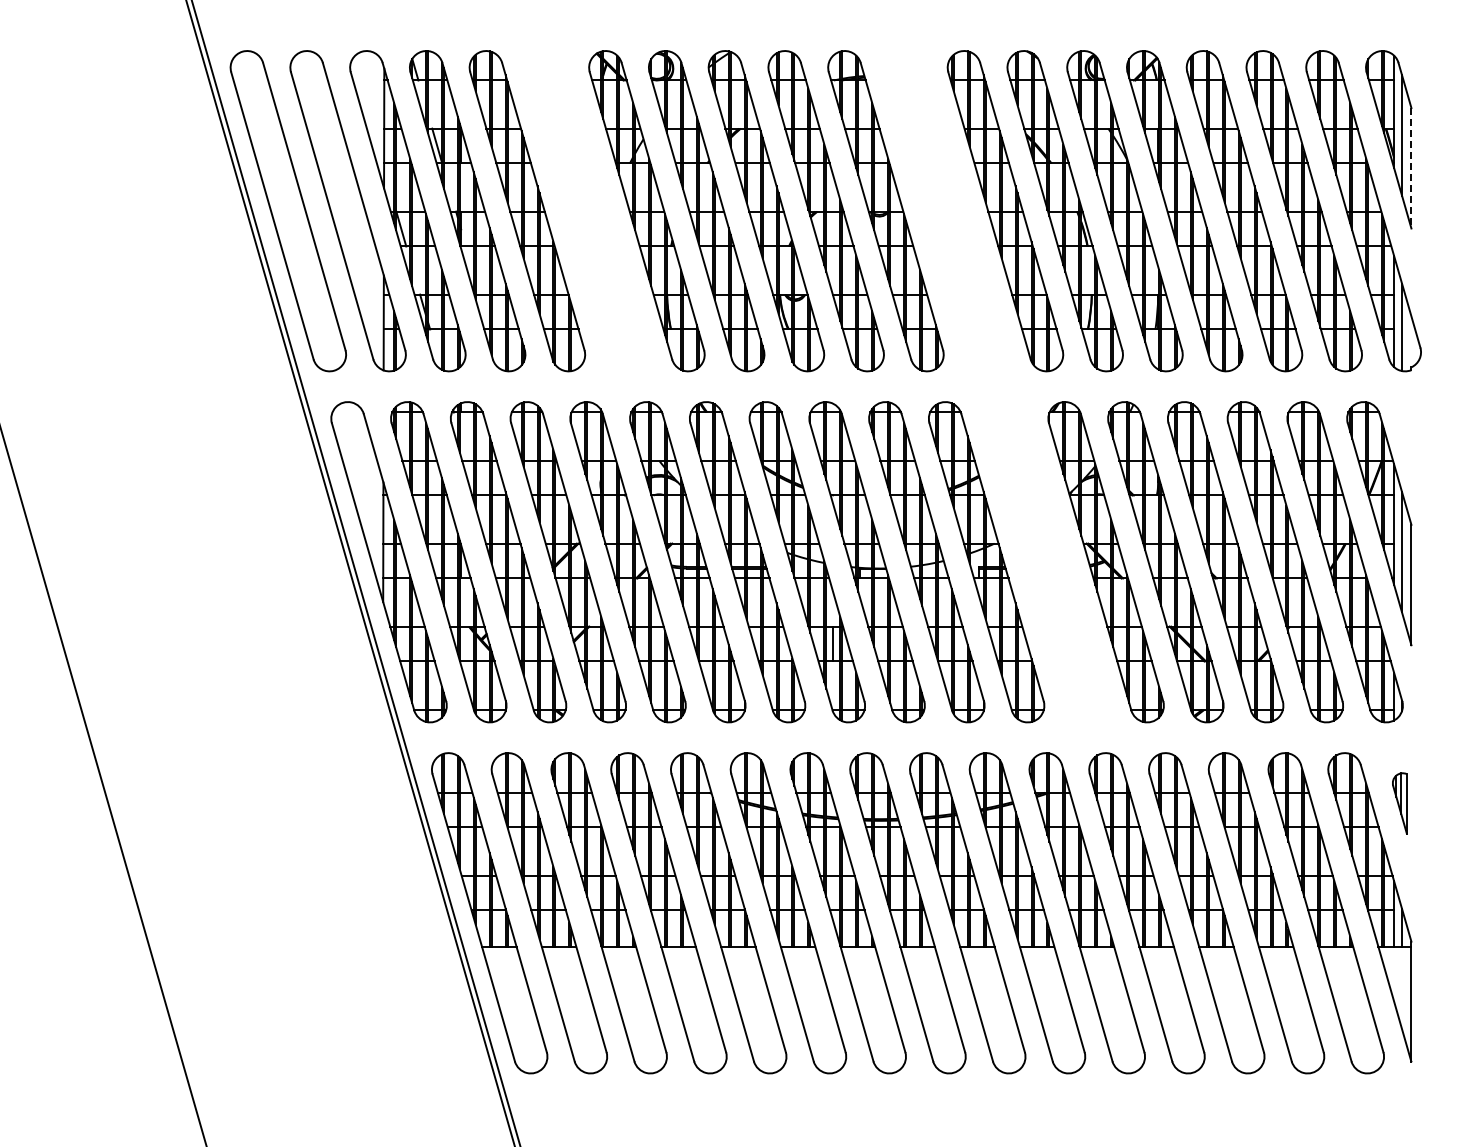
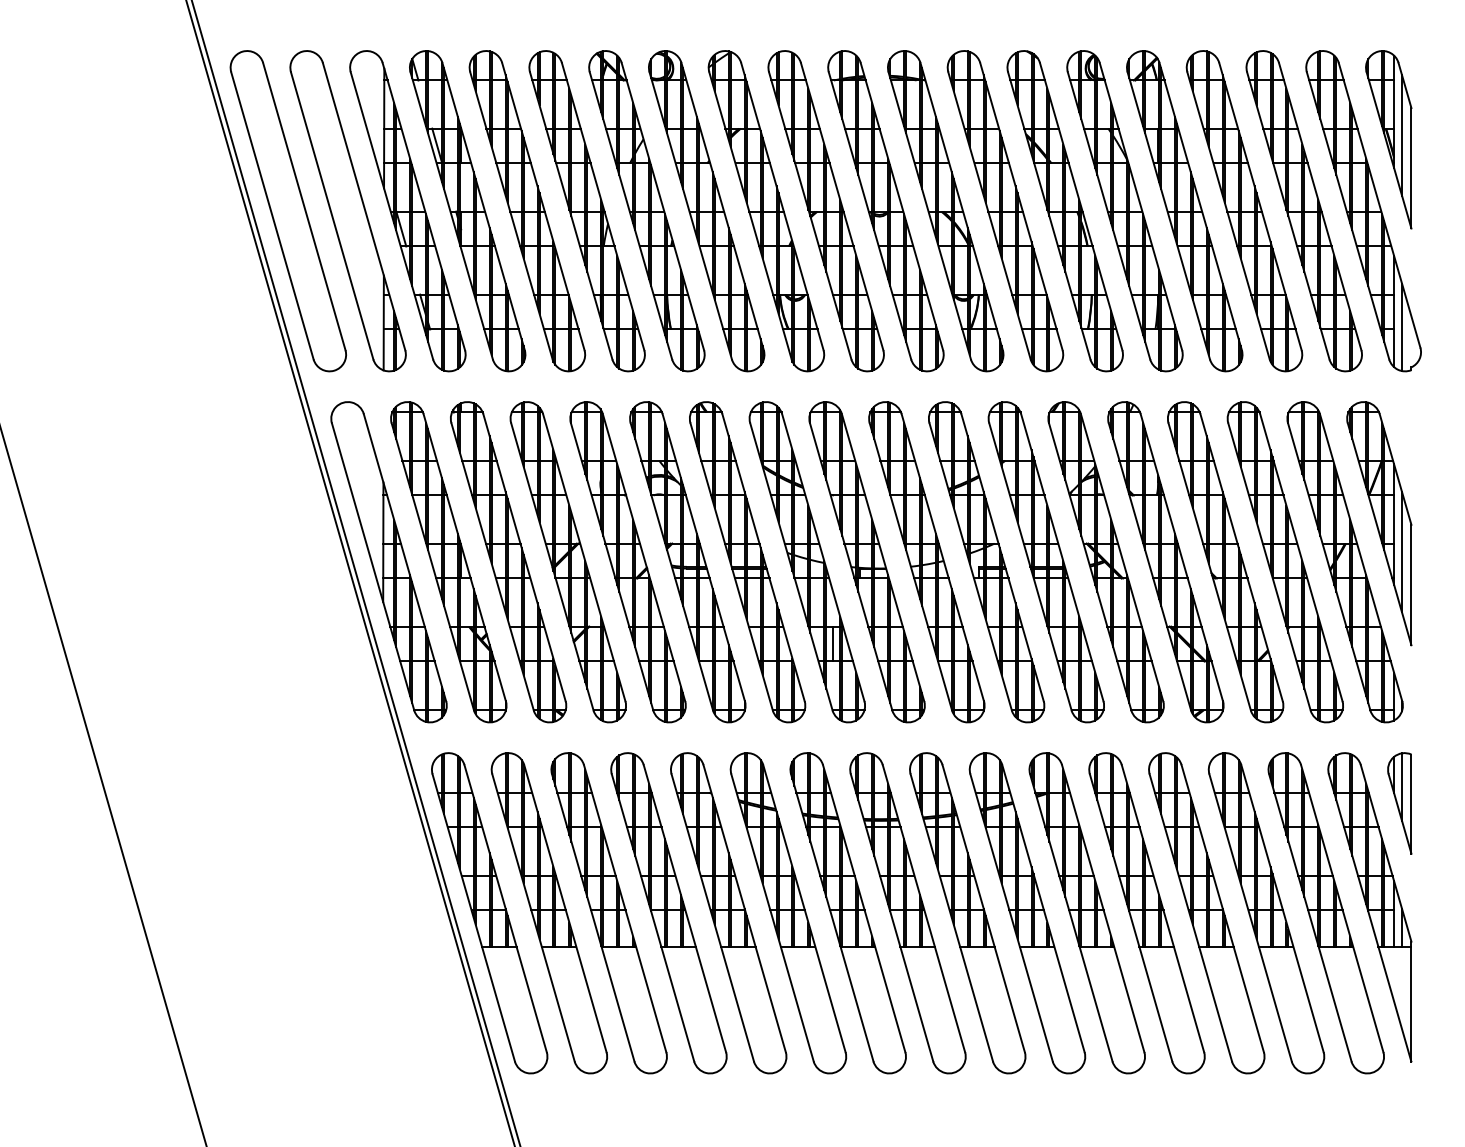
line: dashed -> solid (1411, 168)
part: none -> present (586, 211)
part: none -> present (945, 211)
part: none -> present (1045, 562)
part size: 16x63 px -> 26x103 px (1399, 803)
